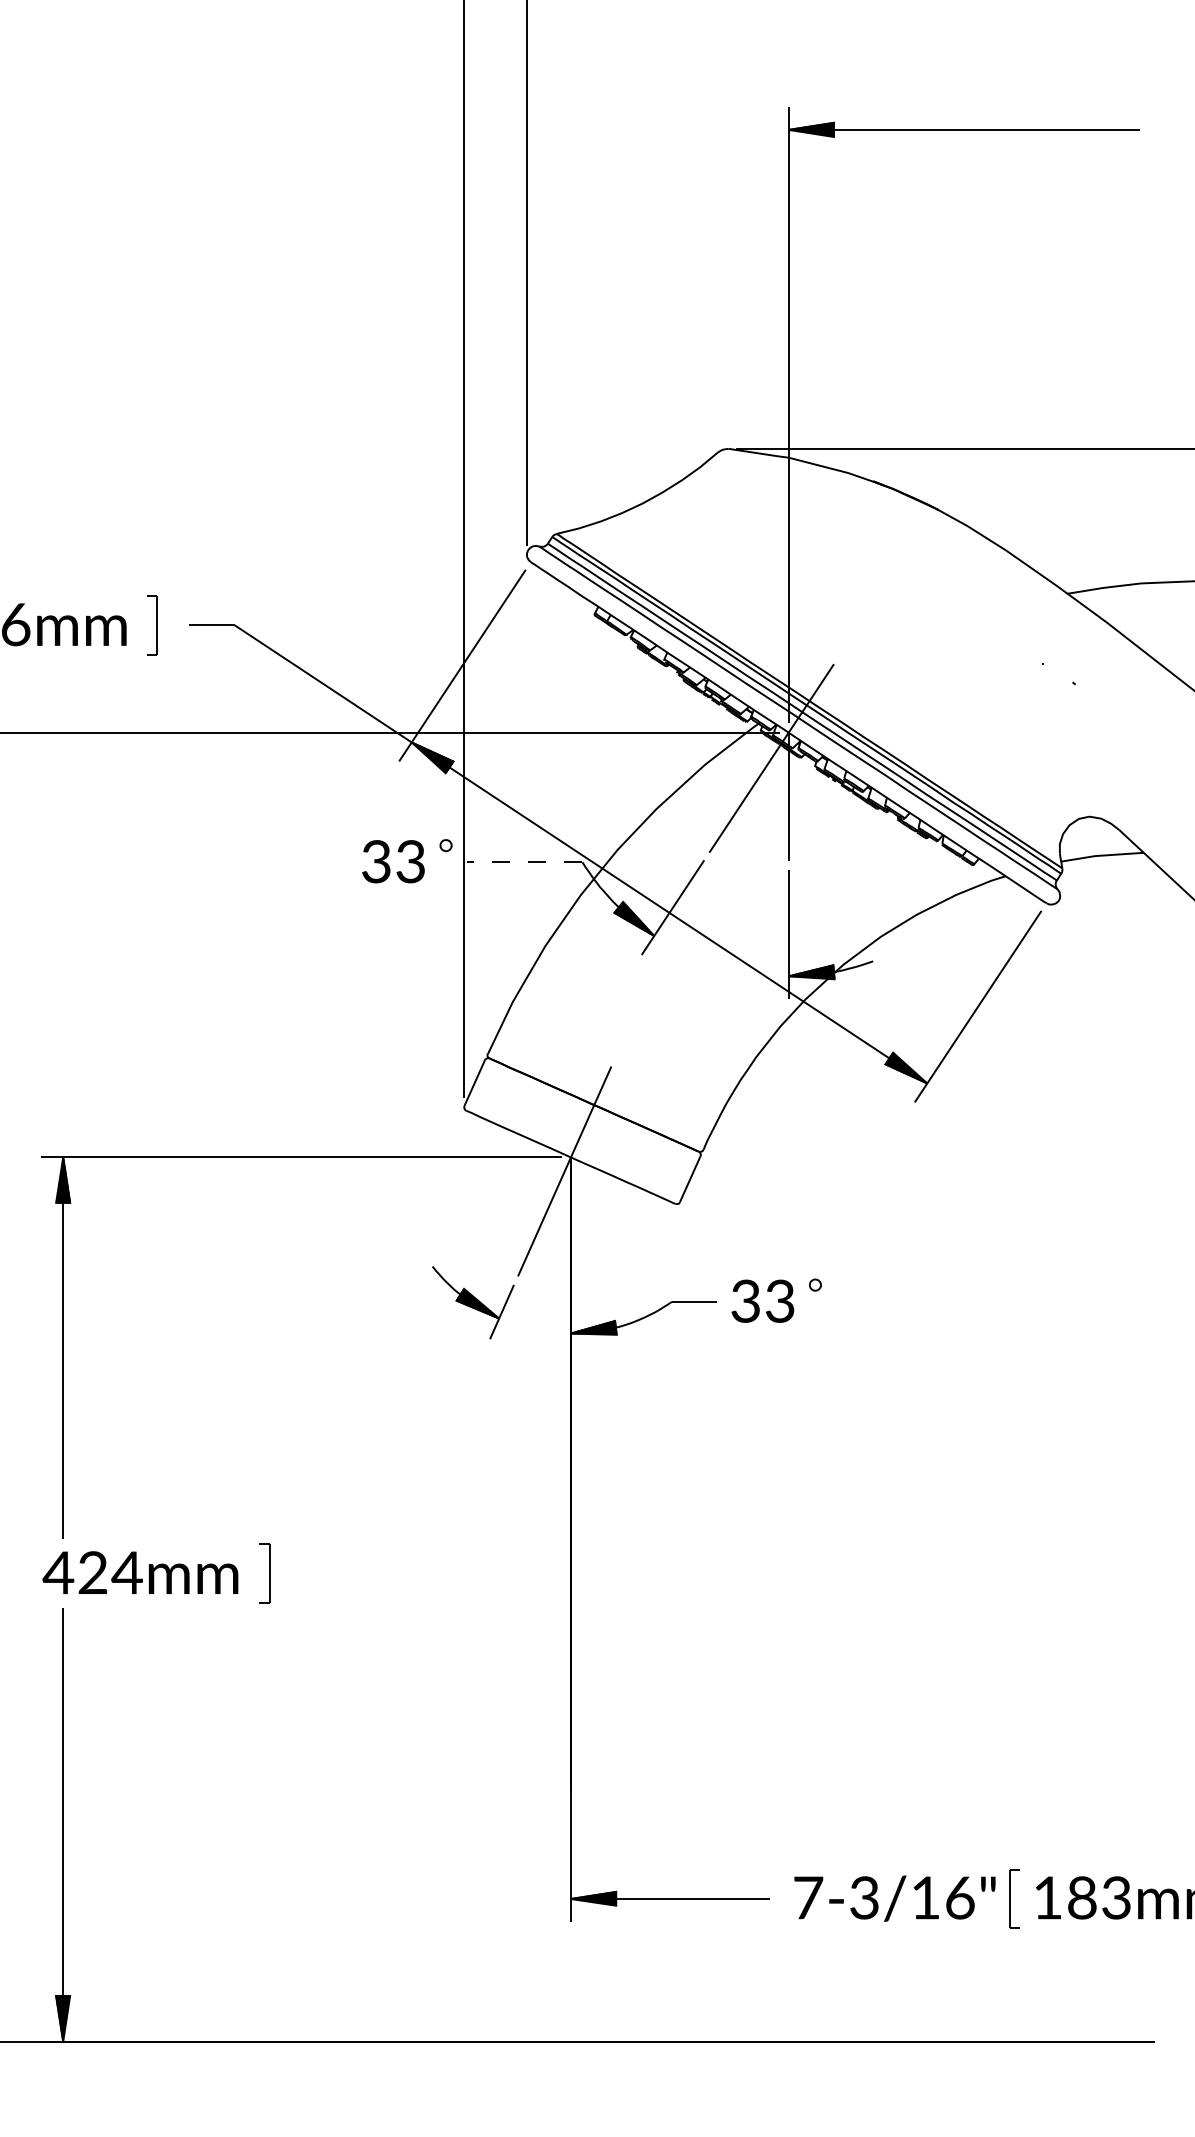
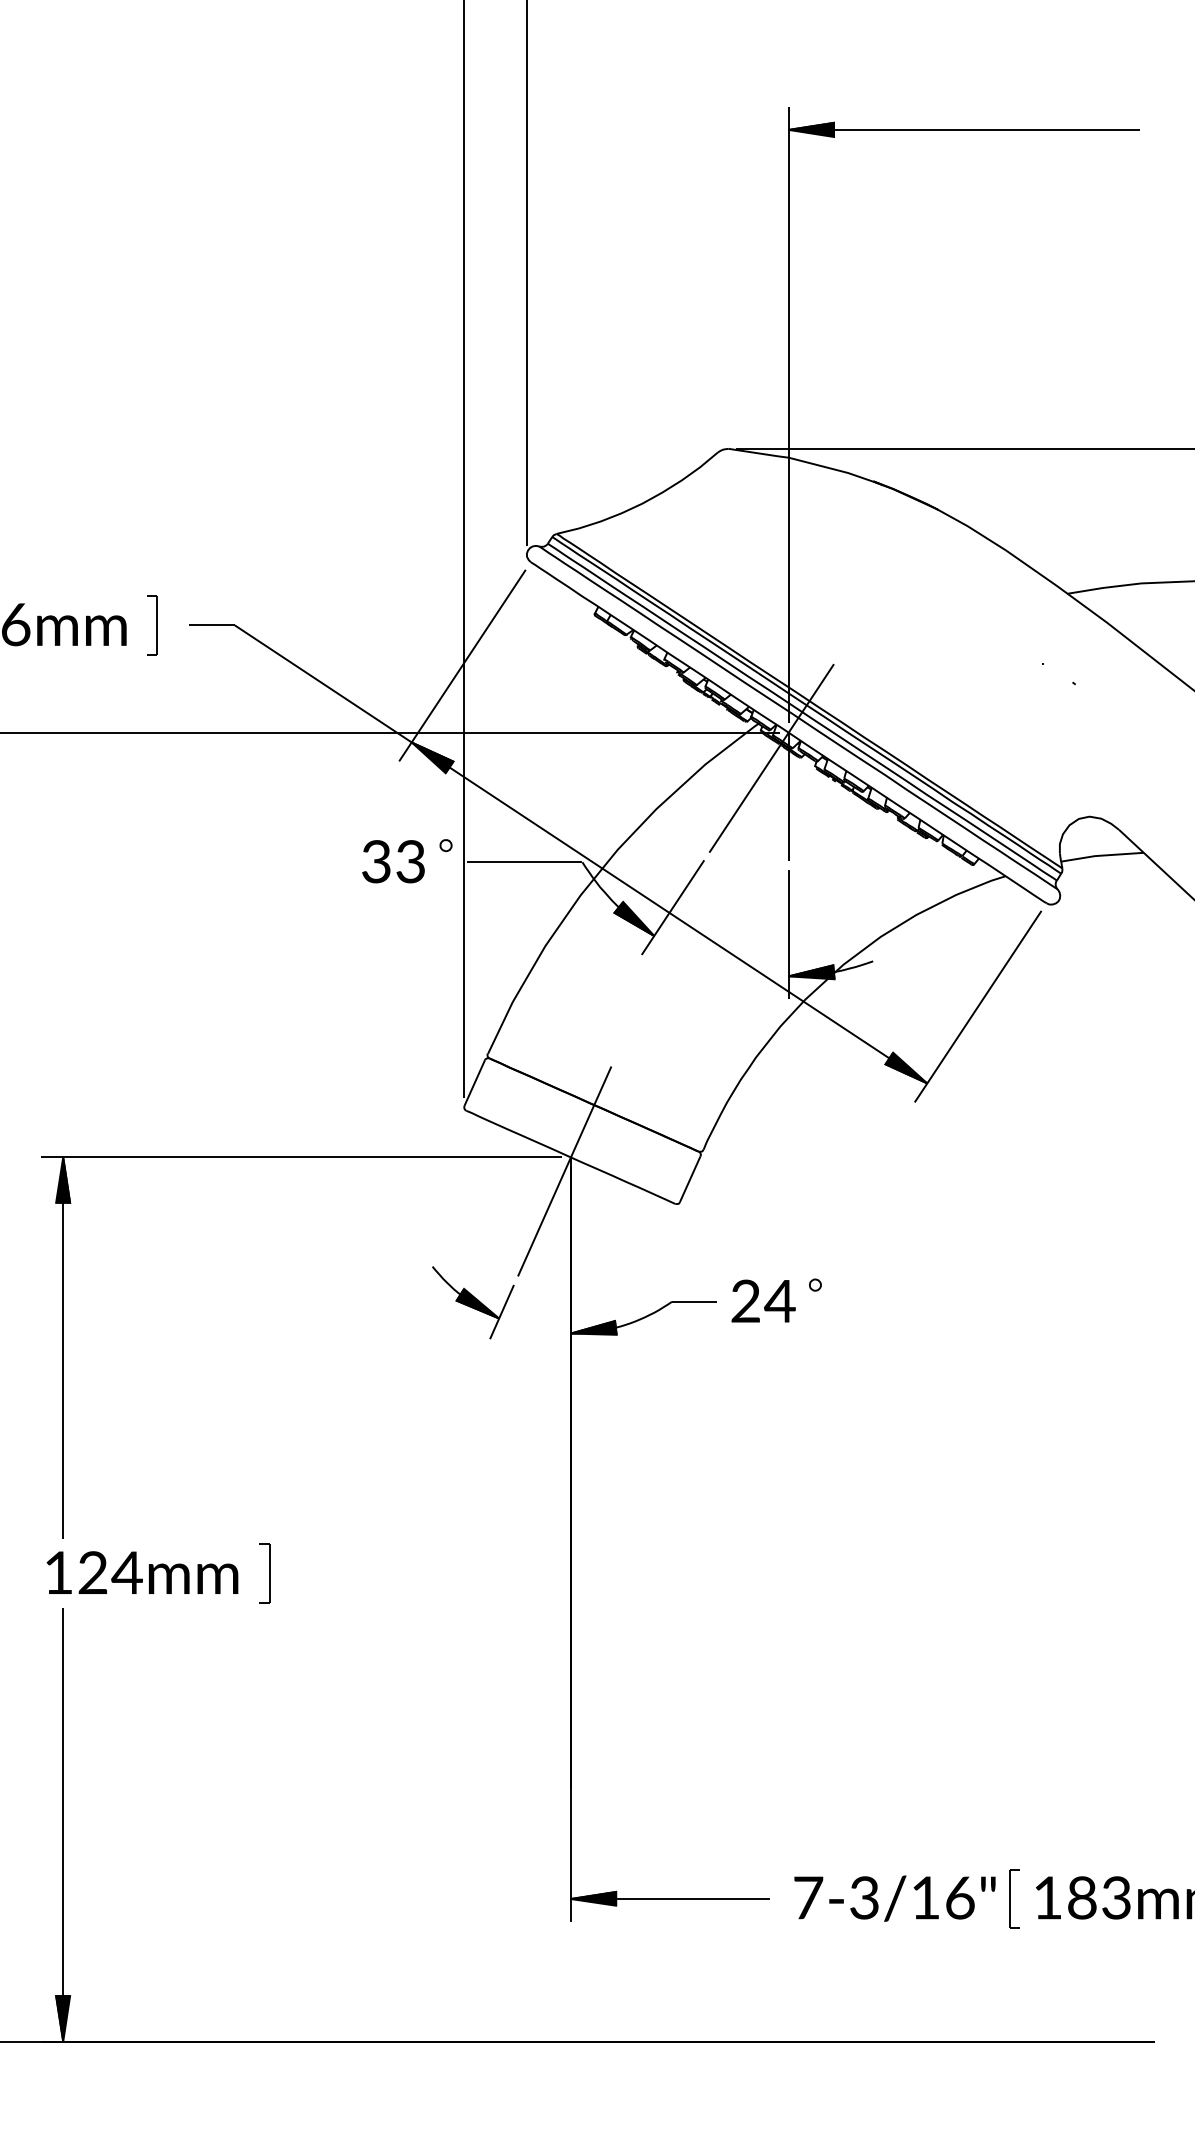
line: dashed -> solid (524, 862)
text: 33 -> 24 (763, 1300)
text: 424mm -> 124mm (58, 1572)
